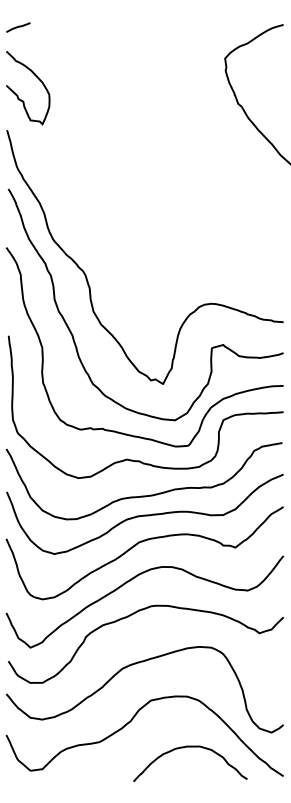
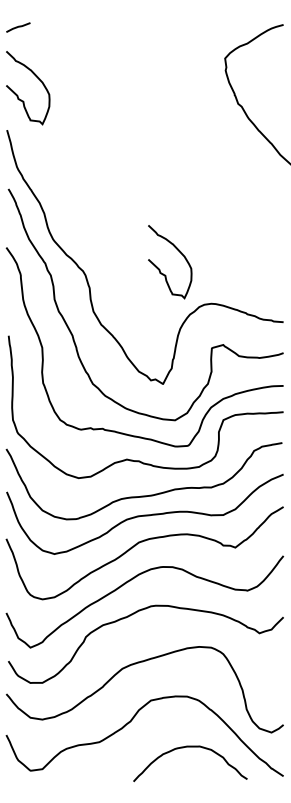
curve: none -> present (160, 269)
